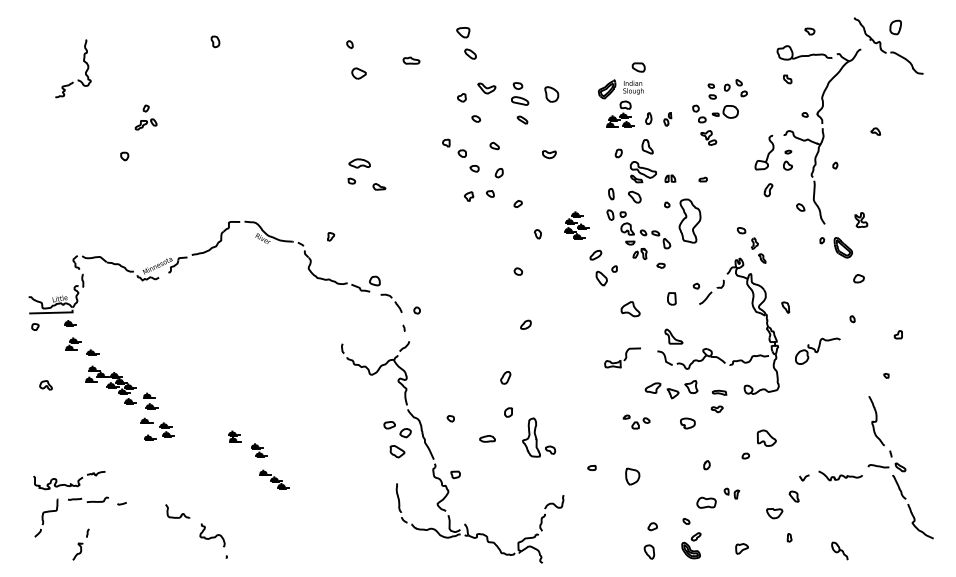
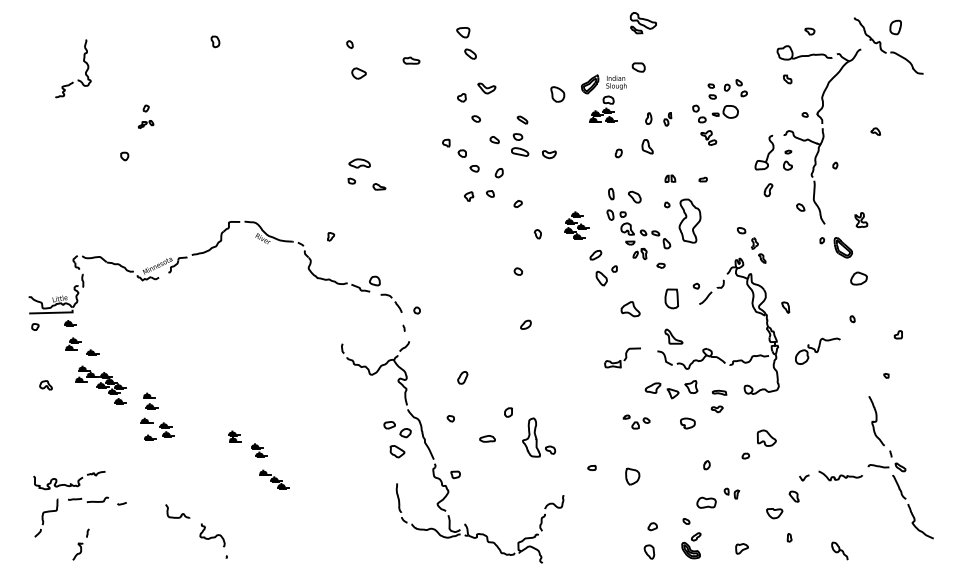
part position: (520, 93) -> (520, 144) (520, 144)
part position: (551, 94) -> (557, 94) (557, 94)
part position: (620, 103) -> (603, 98) (603, 98)
part size: 24x13 px -> 17x9 px (146, 124)
part position: (494, 146) -> (494, 140) (494, 140)
part position: (642, 172) -> (642, 23) (642, 23)
part size: 12x10 px -> 18x15 px (858, 278)
part size: 10x14 px -> 15x22 px (671, 298)
part position: (505, 377) -> (462, 377) (462, 377)
part position: (110, 384) -> (100, 384) (100, 384)
